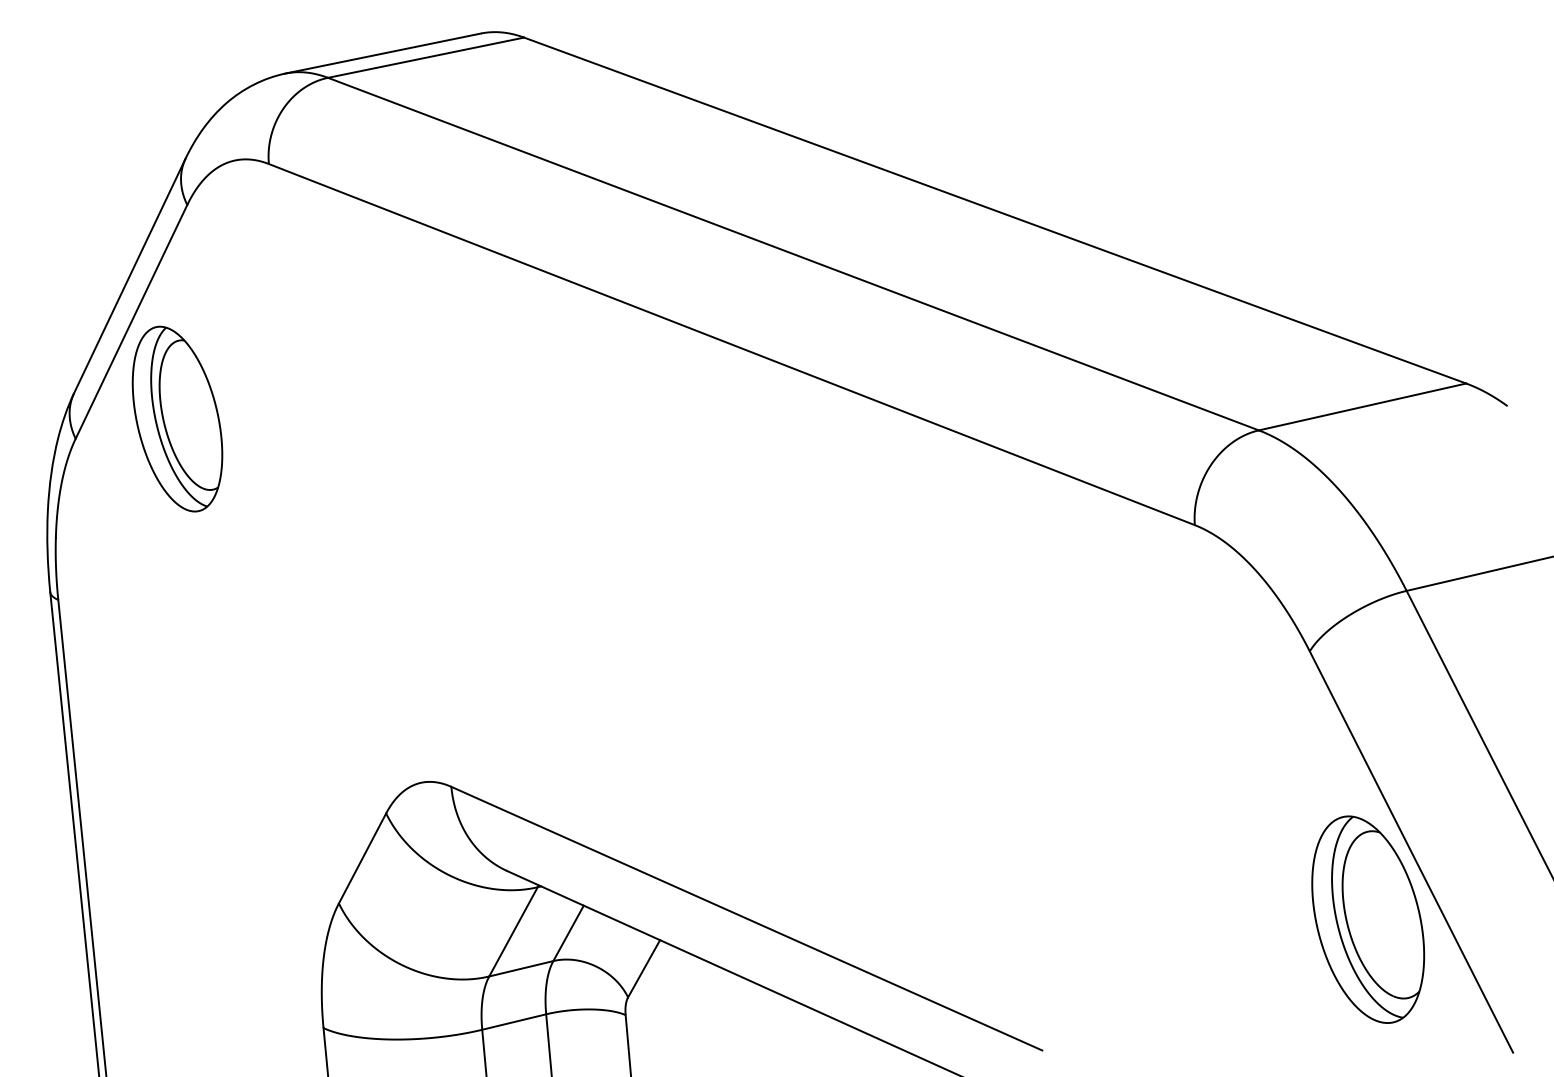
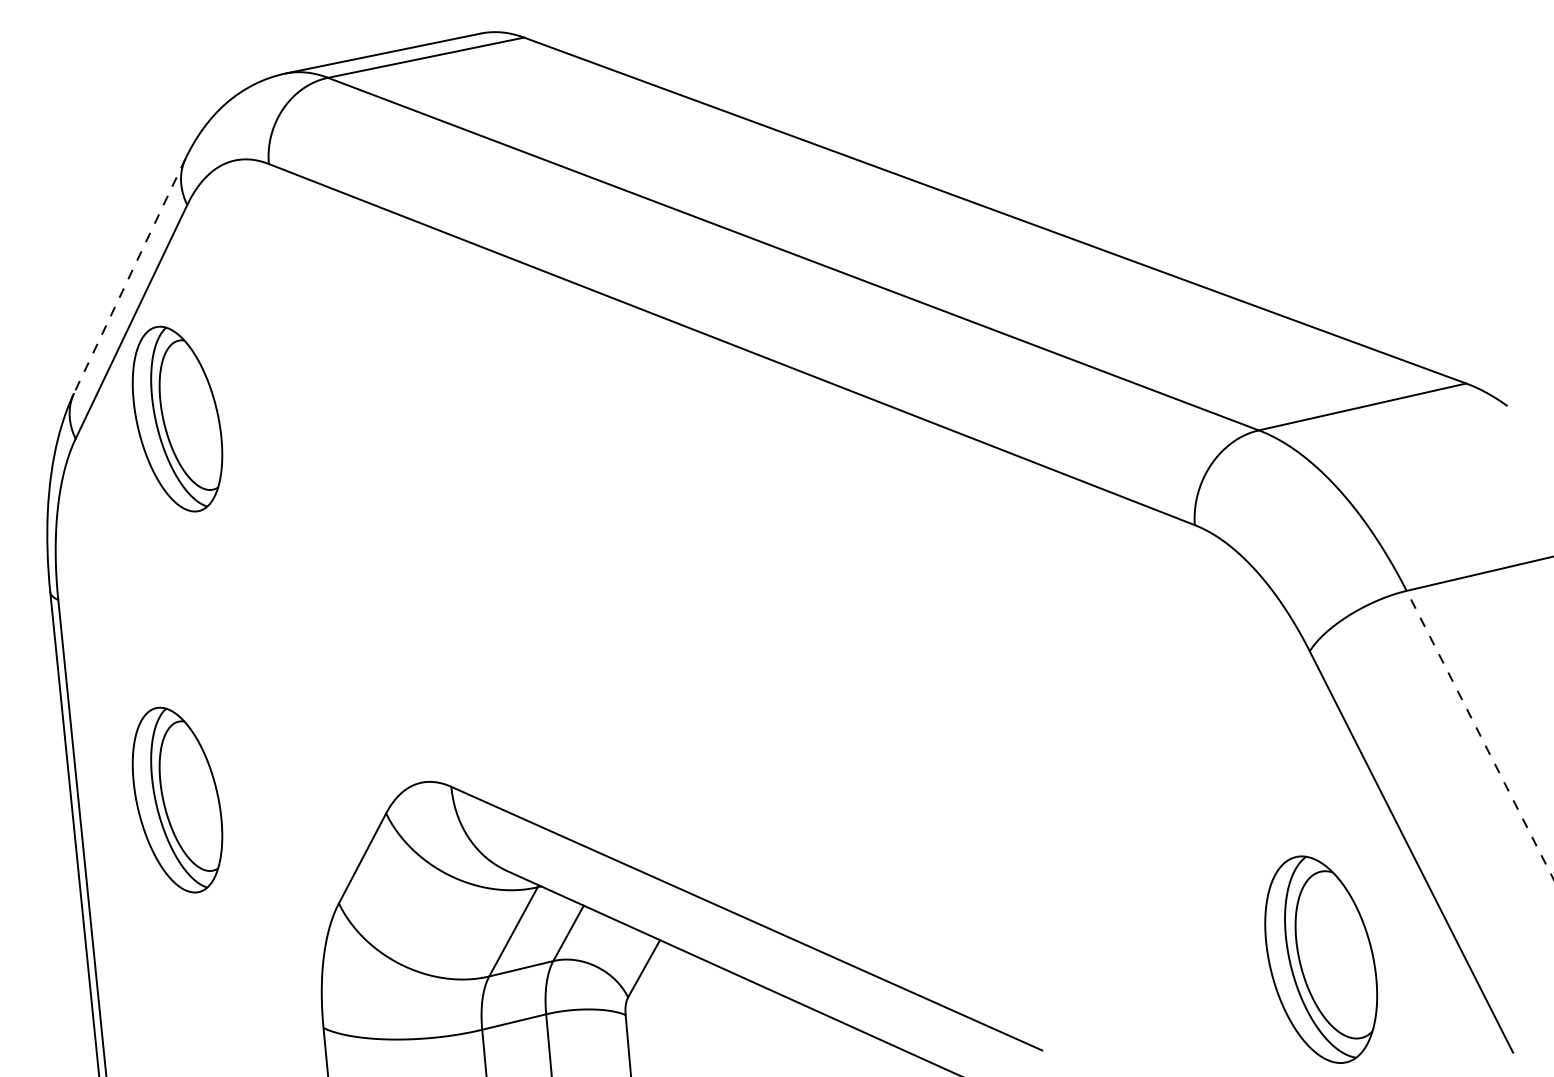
line: solid -> dashed (129, 276)
line: solid -> dashed (1480, 735)
part: none -> present (177, 799)
part position: (1368, 919) -> (1321, 959) (1321, 959)
